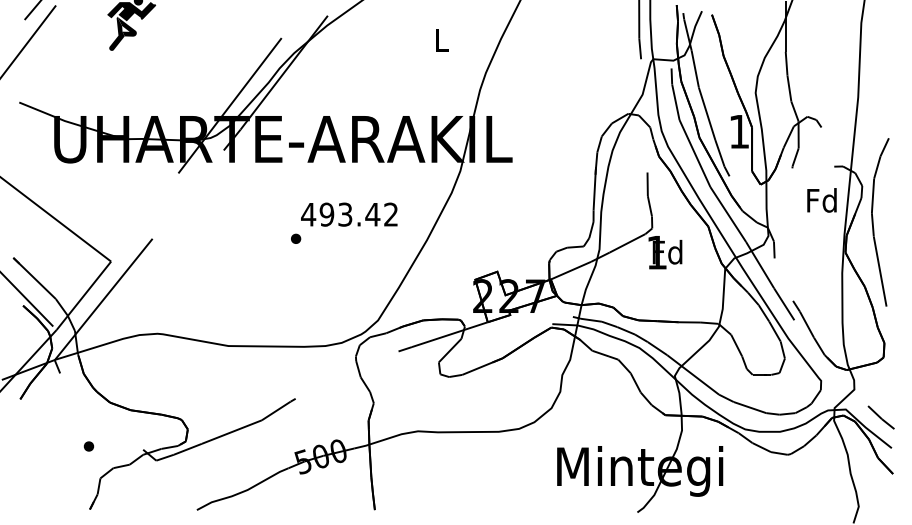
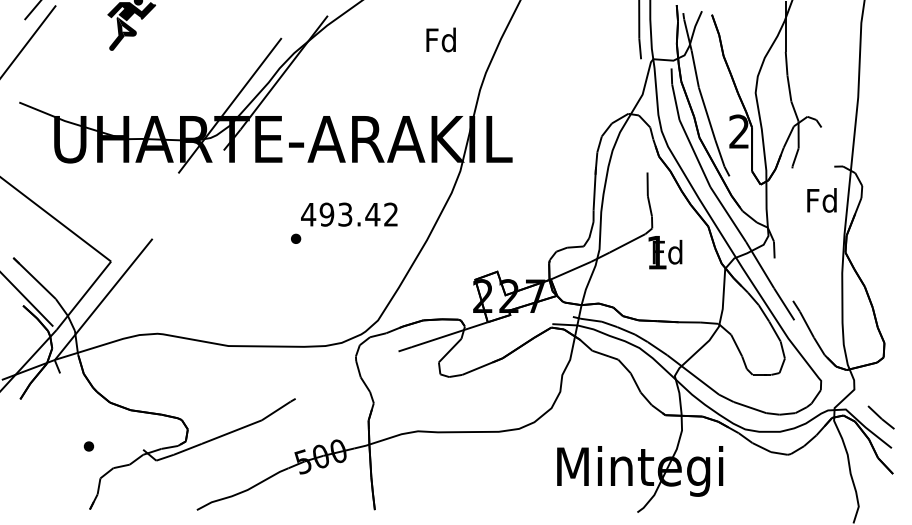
text: L -> Fd (440, 39)
text: 1 -> 2 (738, 131)
curve: present -> none (873, 222)
